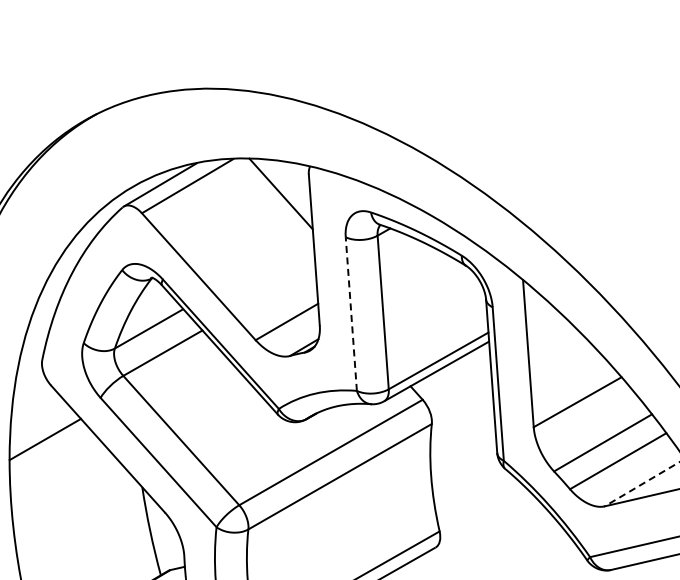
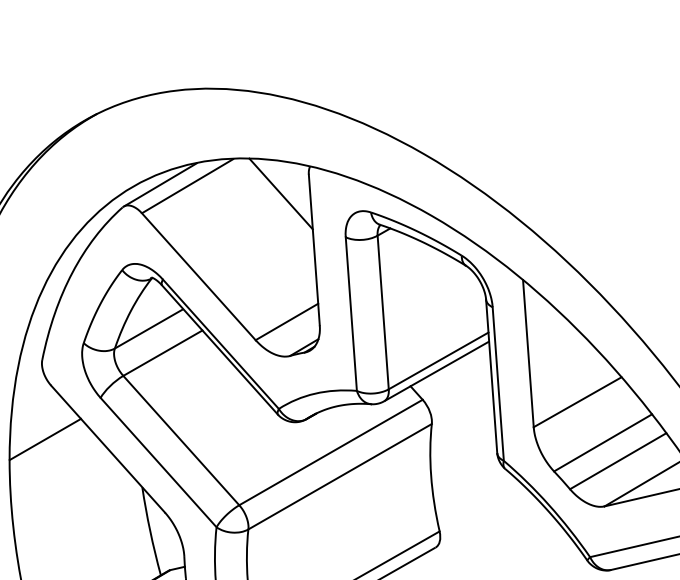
line: dashed -> solid (351, 313)
line: dashed -> solid (642, 484)
